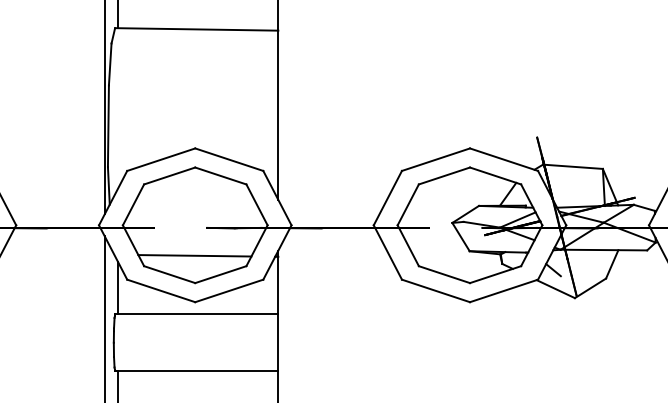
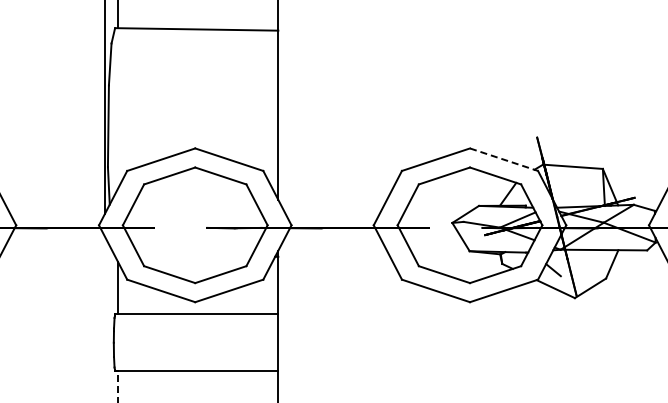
line: solid -> dashed (504, 159)
line: present -> none (194, 255)
line: present -> none (104, 317)
line: solid -> dashed (117, 386)
